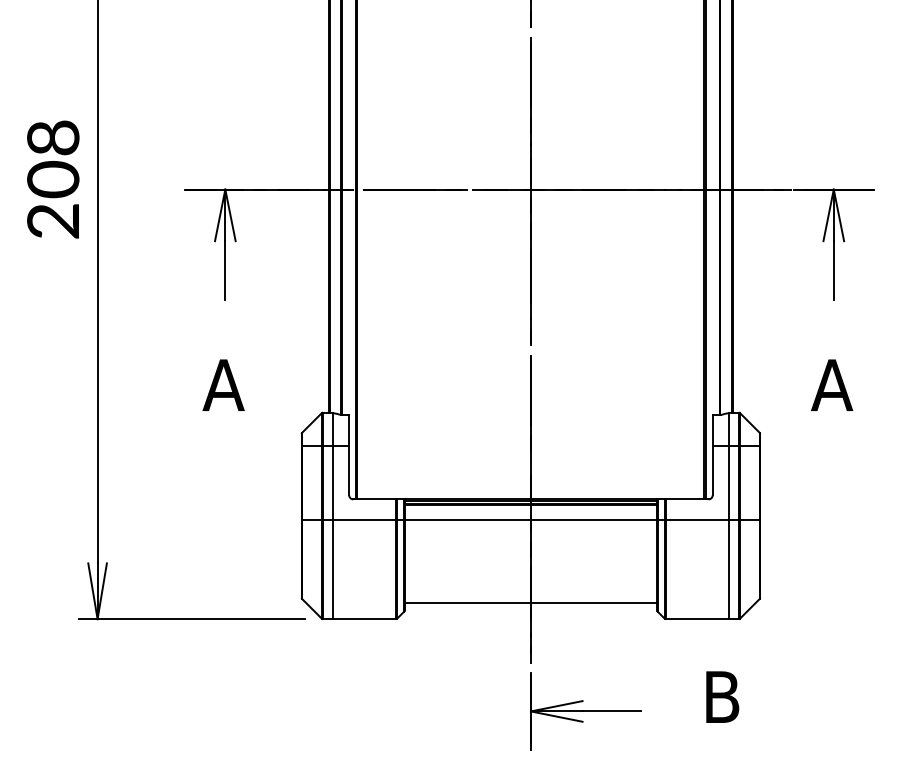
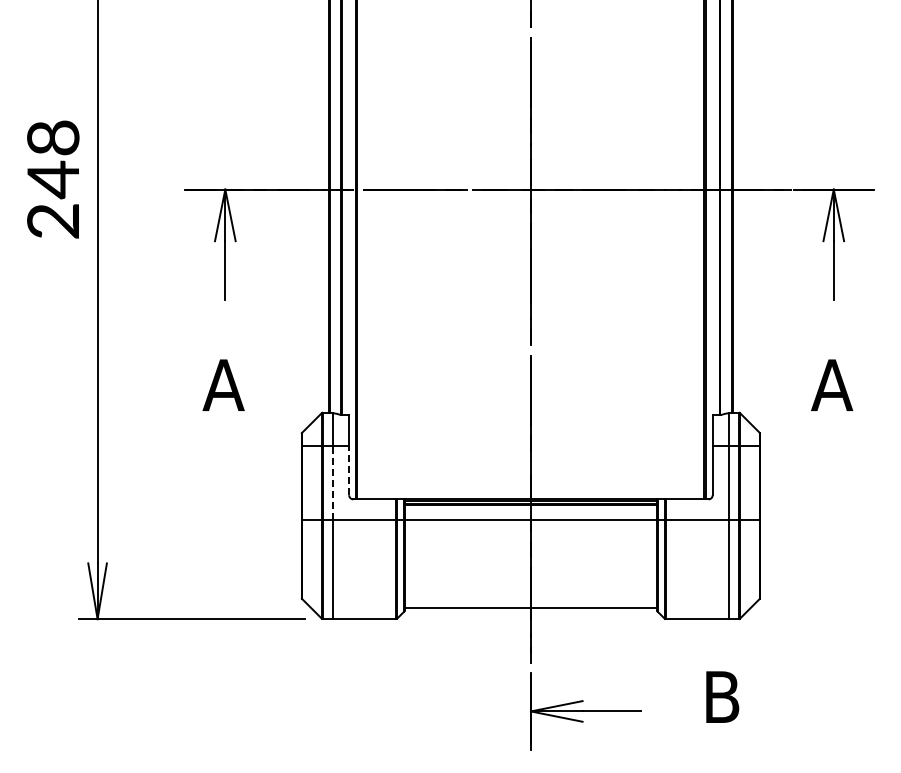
text: 208 -> 248 (53, 179)
line: solid -> dashed (349, 470)
line: solid -> dashed (332, 482)
line position: (530, 602) -> (530, 607) (530, 607)
